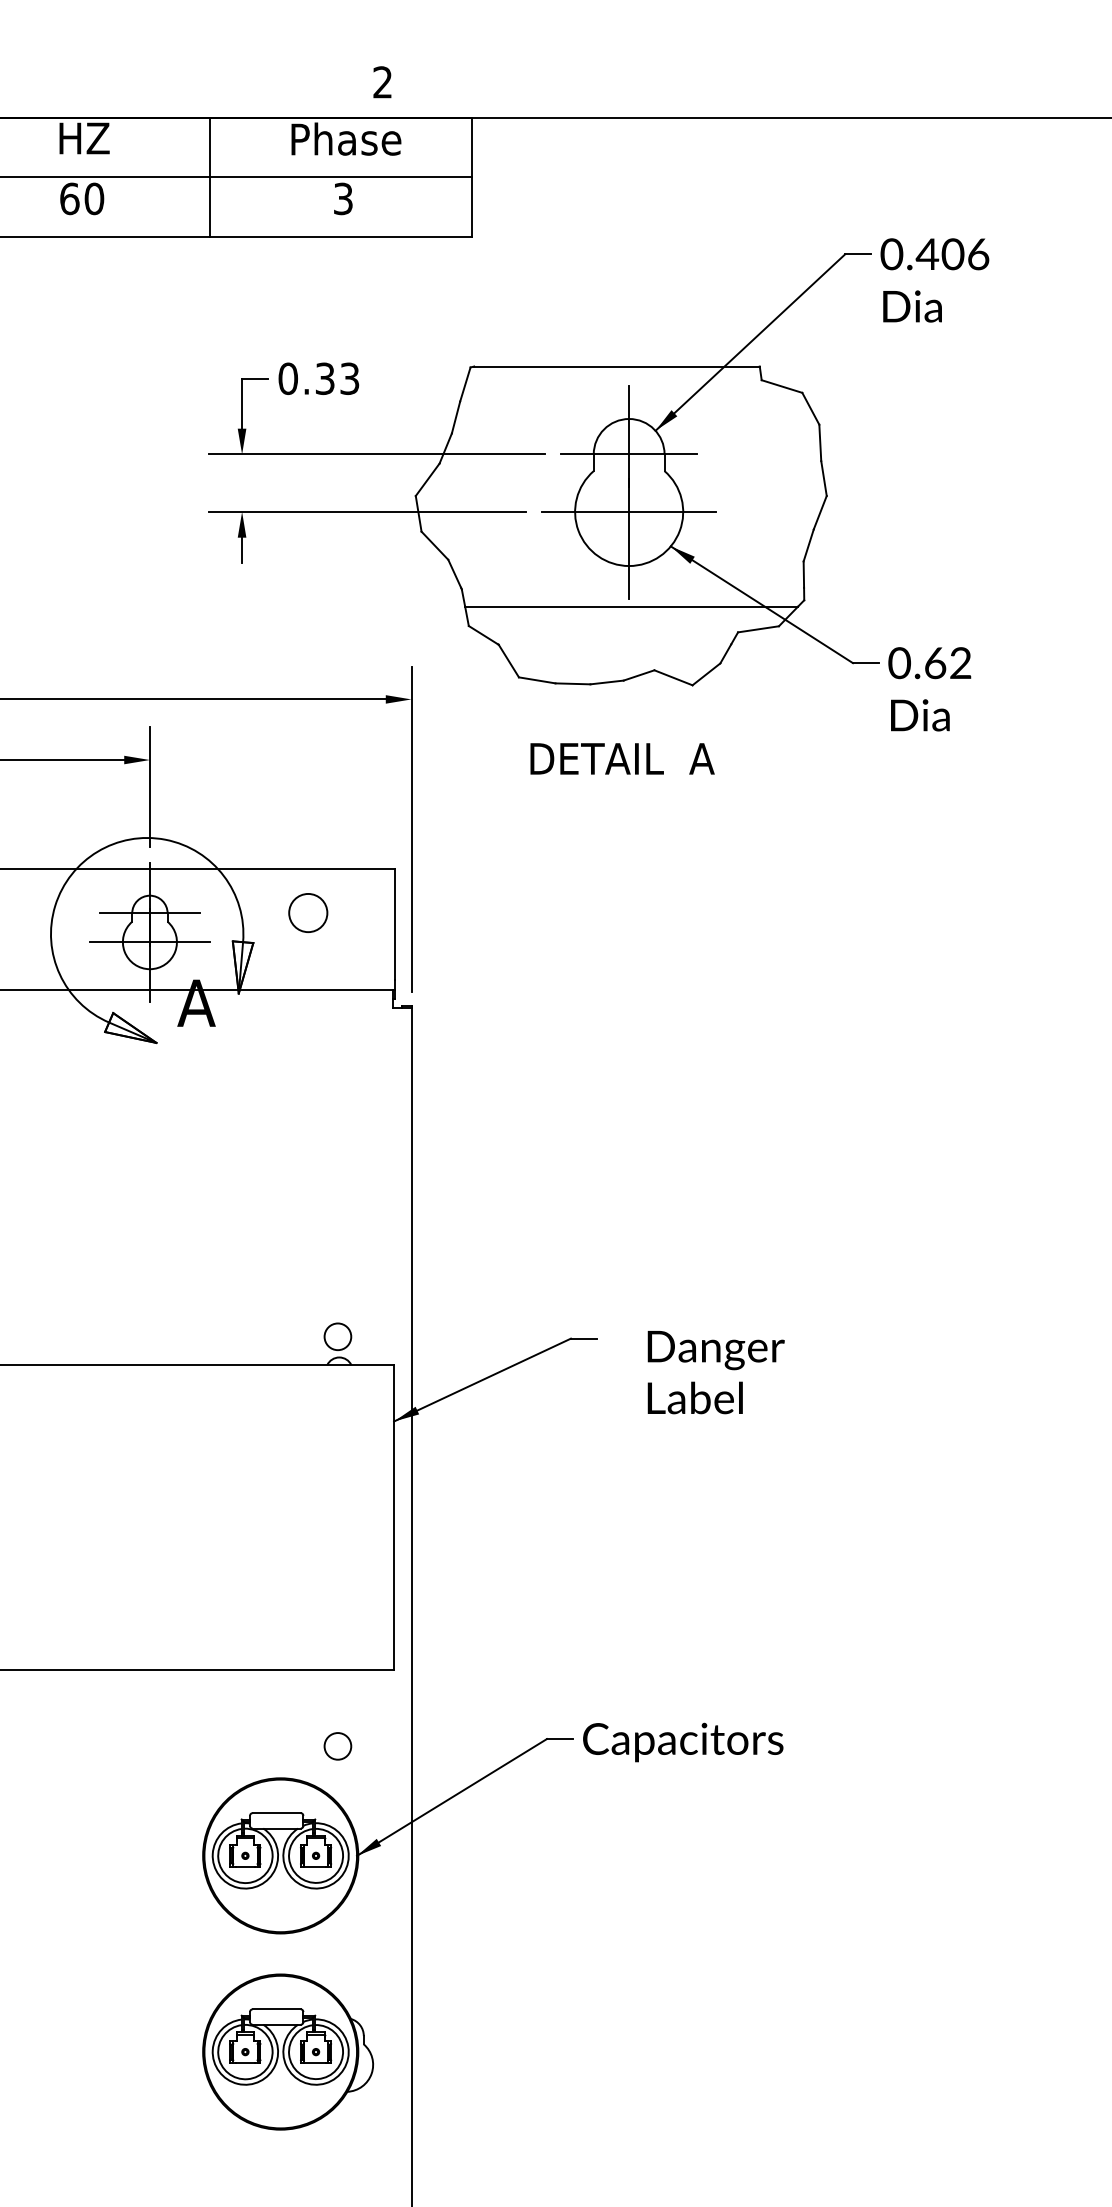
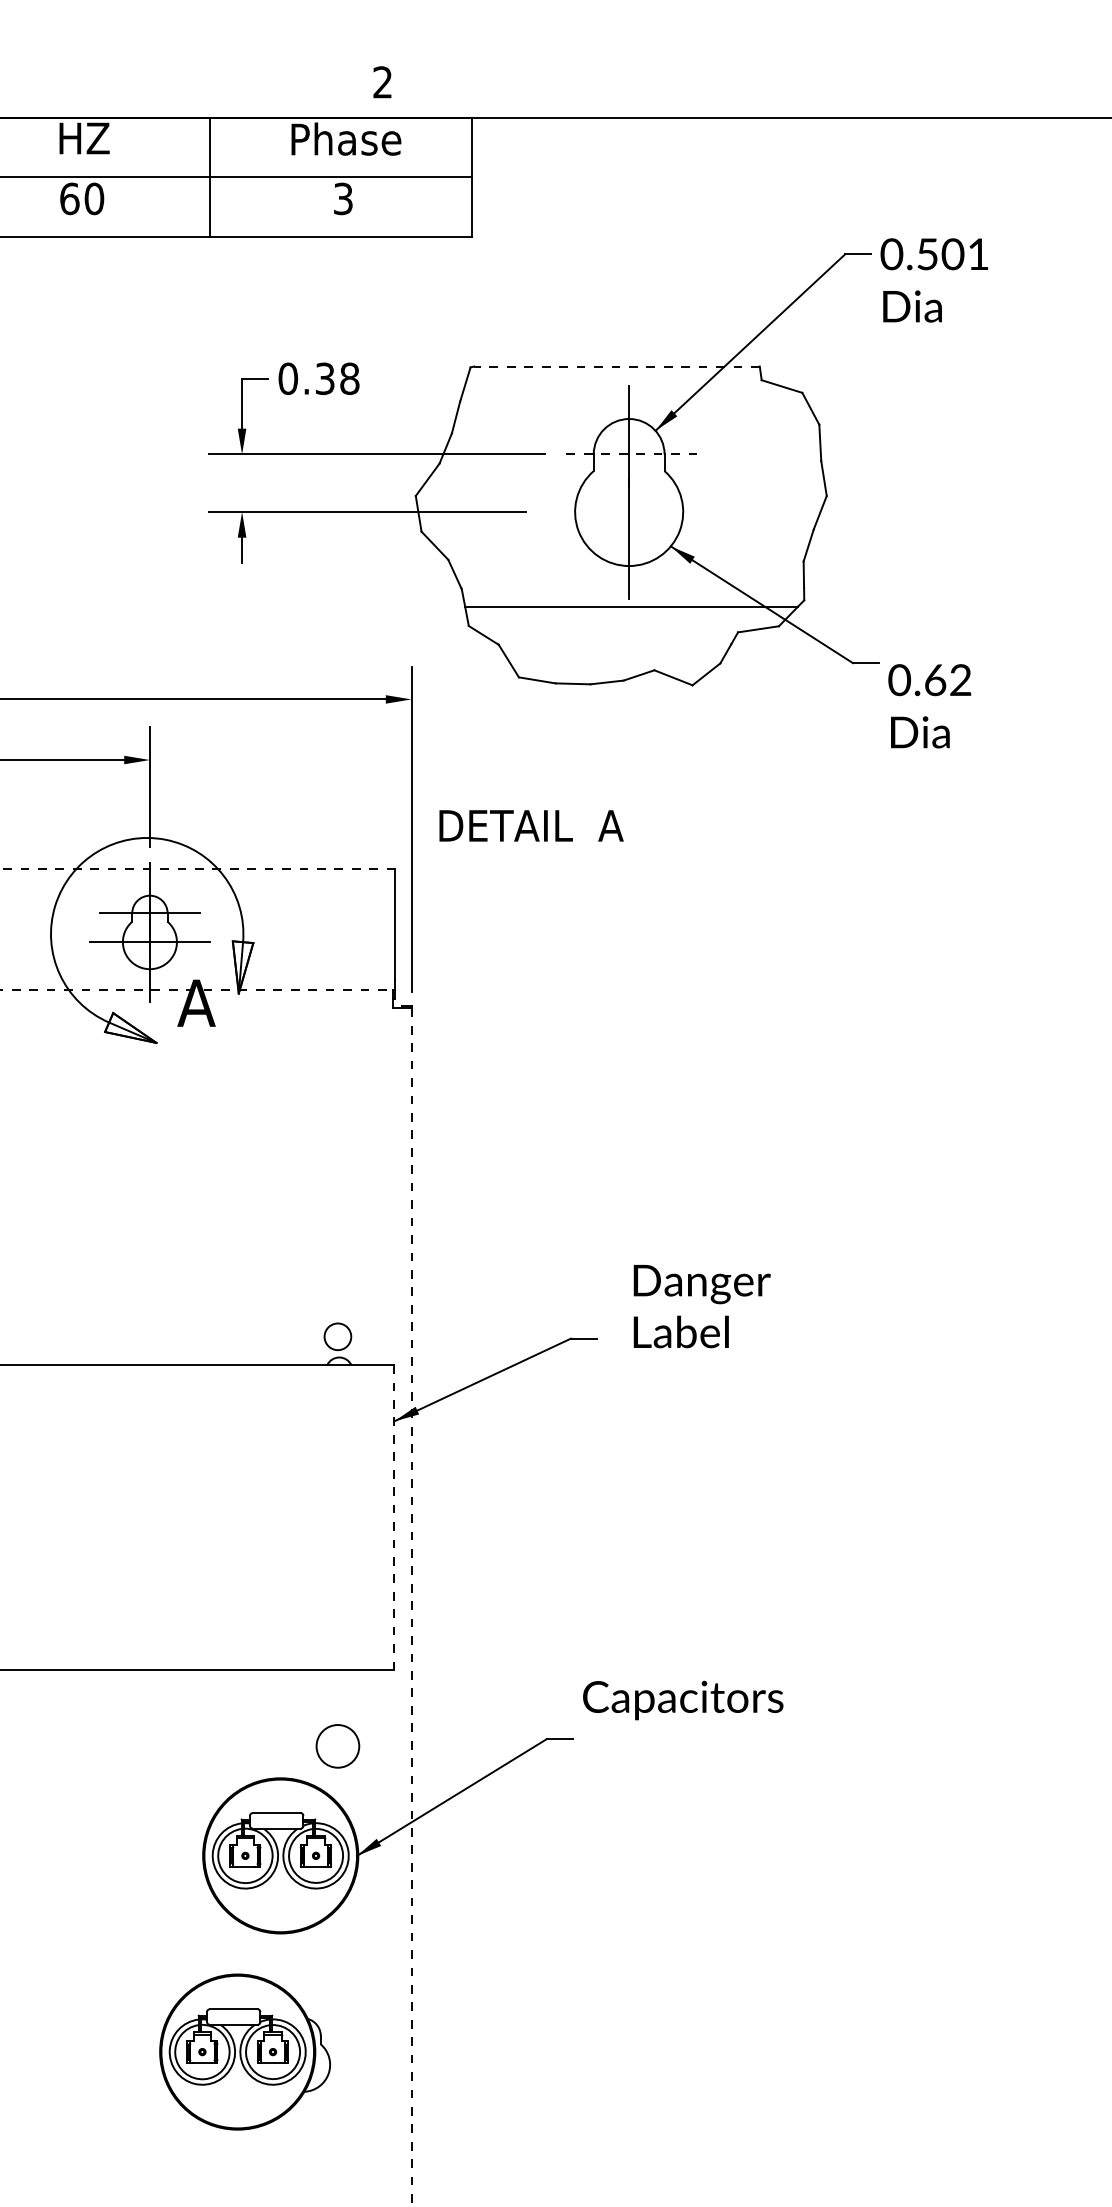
text: 0.406 -> 0.501 (952, 254)
line: solid -> dashed (617, 366)
text: 0.33 -> 0.38 (349, 378)
line: solid -> dashed (628, 454)
line: present -> none (628, 511)
text position: (929, 689) -> (929, 706) (929, 706)
text position: (622, 758) -> (531, 825) (531, 825)
line: solid -> dashed (197, 869)
circle: present -> none (308, 912)
line: solid -> dashed (196, 989)
text position: (715, 1372) -> (701, 1306) (701, 1306)
line: solid -> dashed (394, 1517)
line: solid -> dashed (411, 1607)
text position: (683, 1742) -> (683, 1700) (683, 1700)
circle diameter: 27 px -> 43 px (337, 1746)
part position: (287, 2051) -> (244, 2051) (244, 2051)
